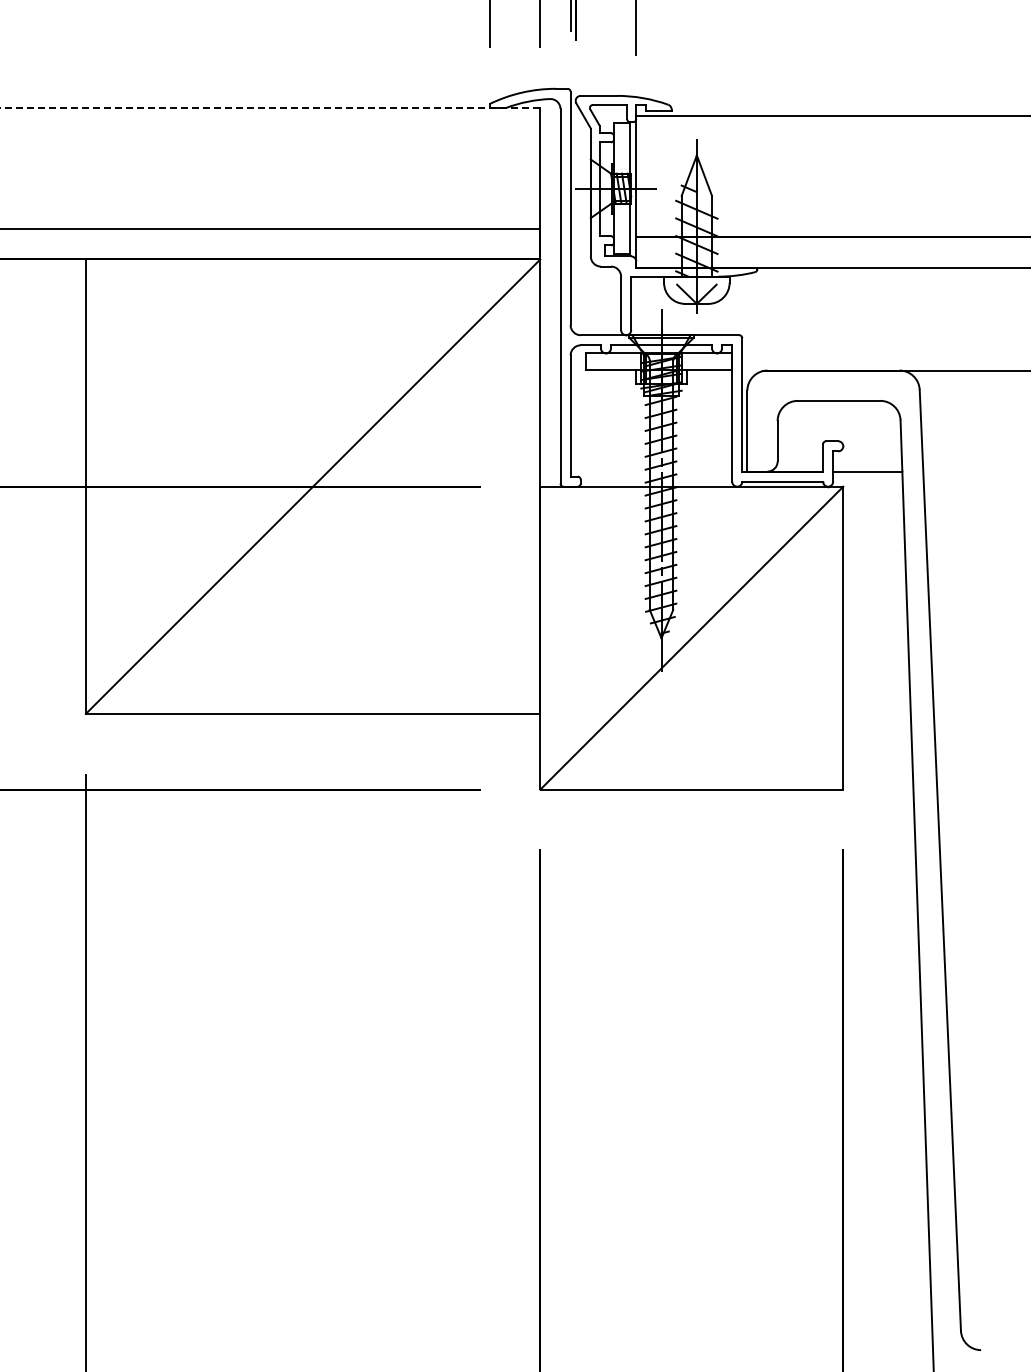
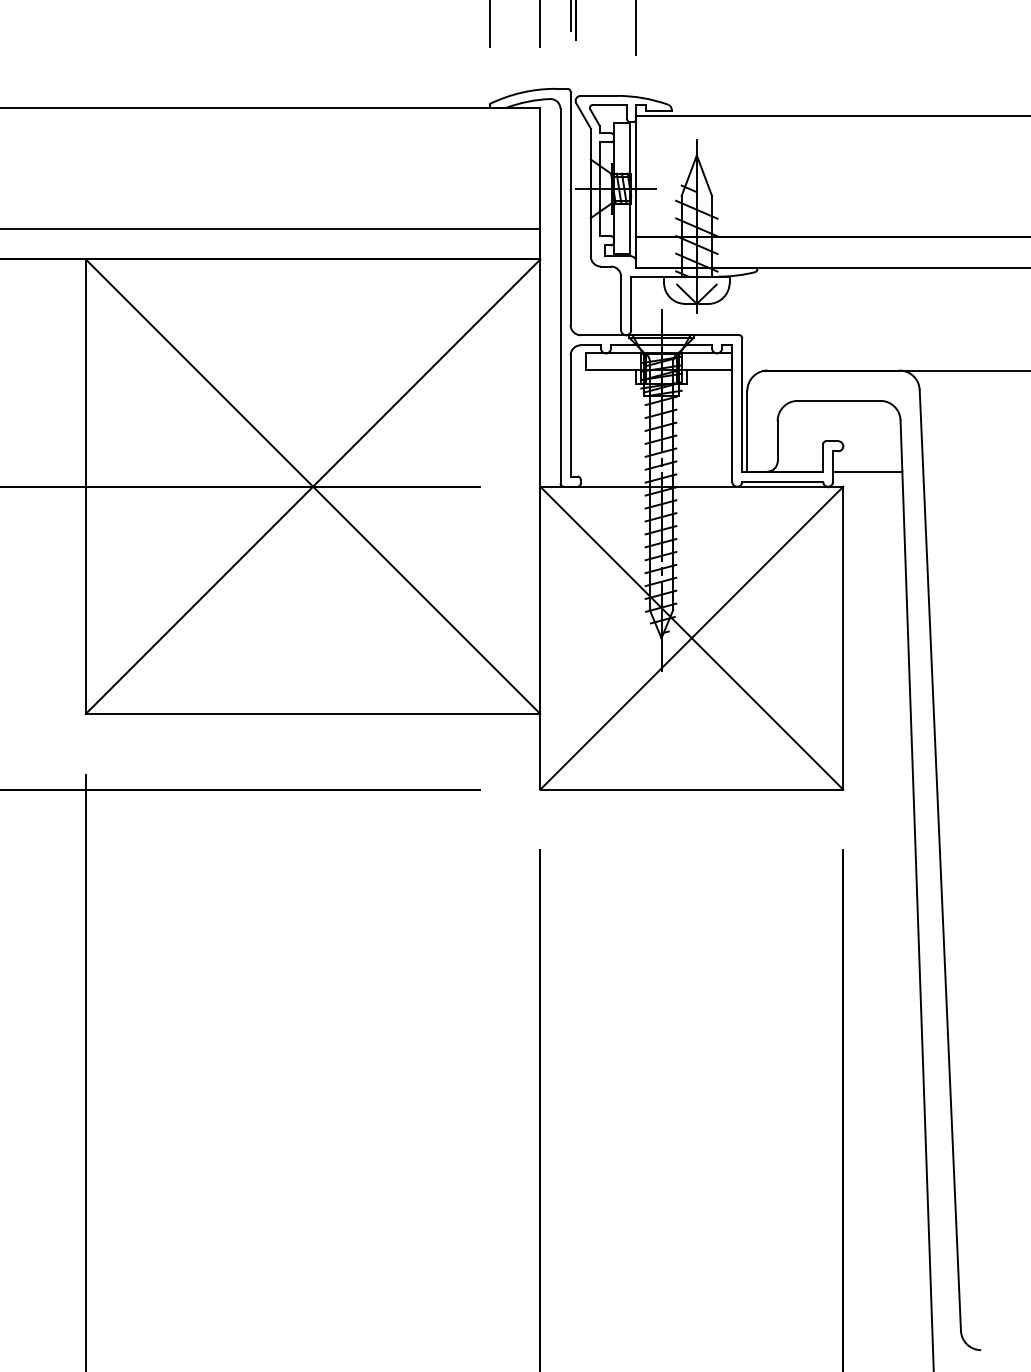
line: dashed -> solid (270, 108)
line: none -> present (312, 486)
line: none -> present (691, 637)
